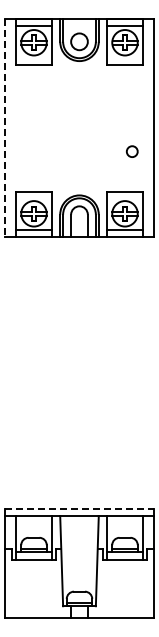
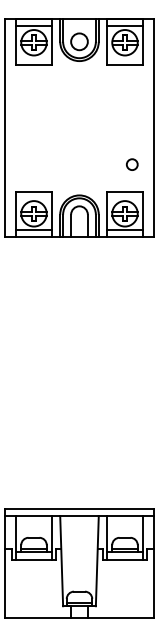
line: dashed -> solid (4, 128)
circle position: (132, 151) -> (132, 164) (132, 164)
line: dashed -> solid (79, 508)
